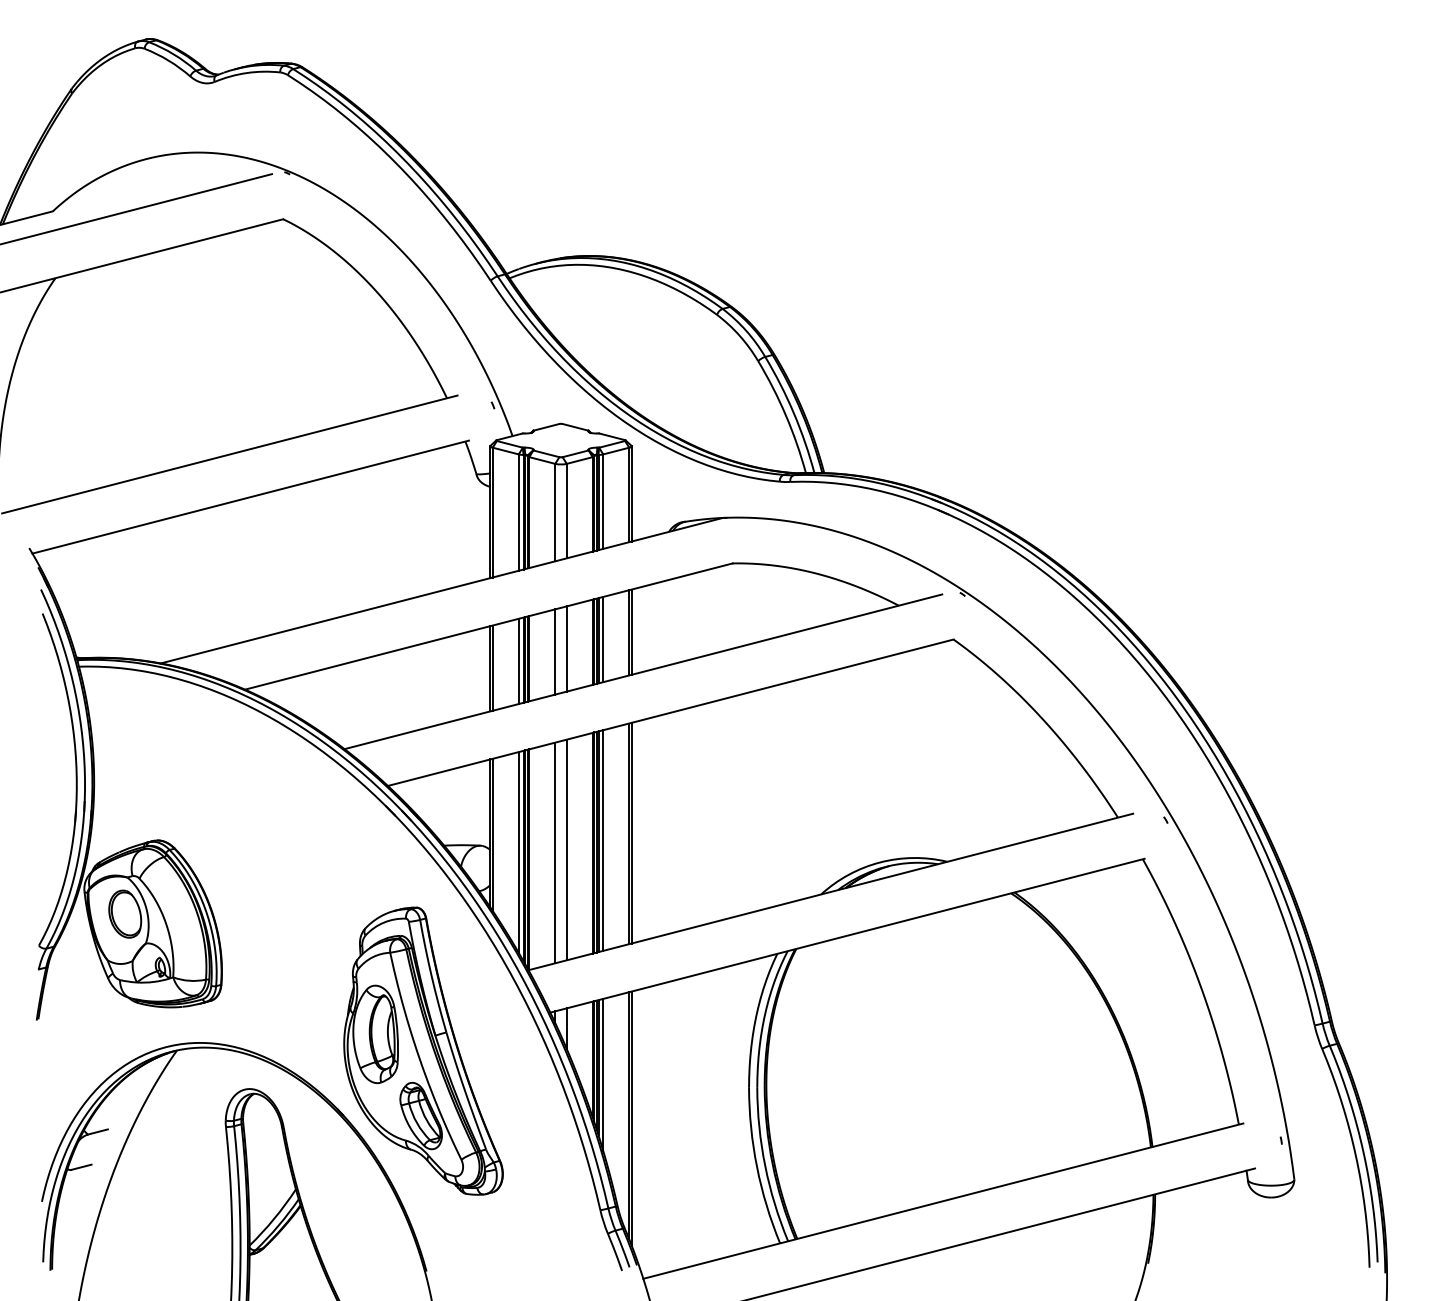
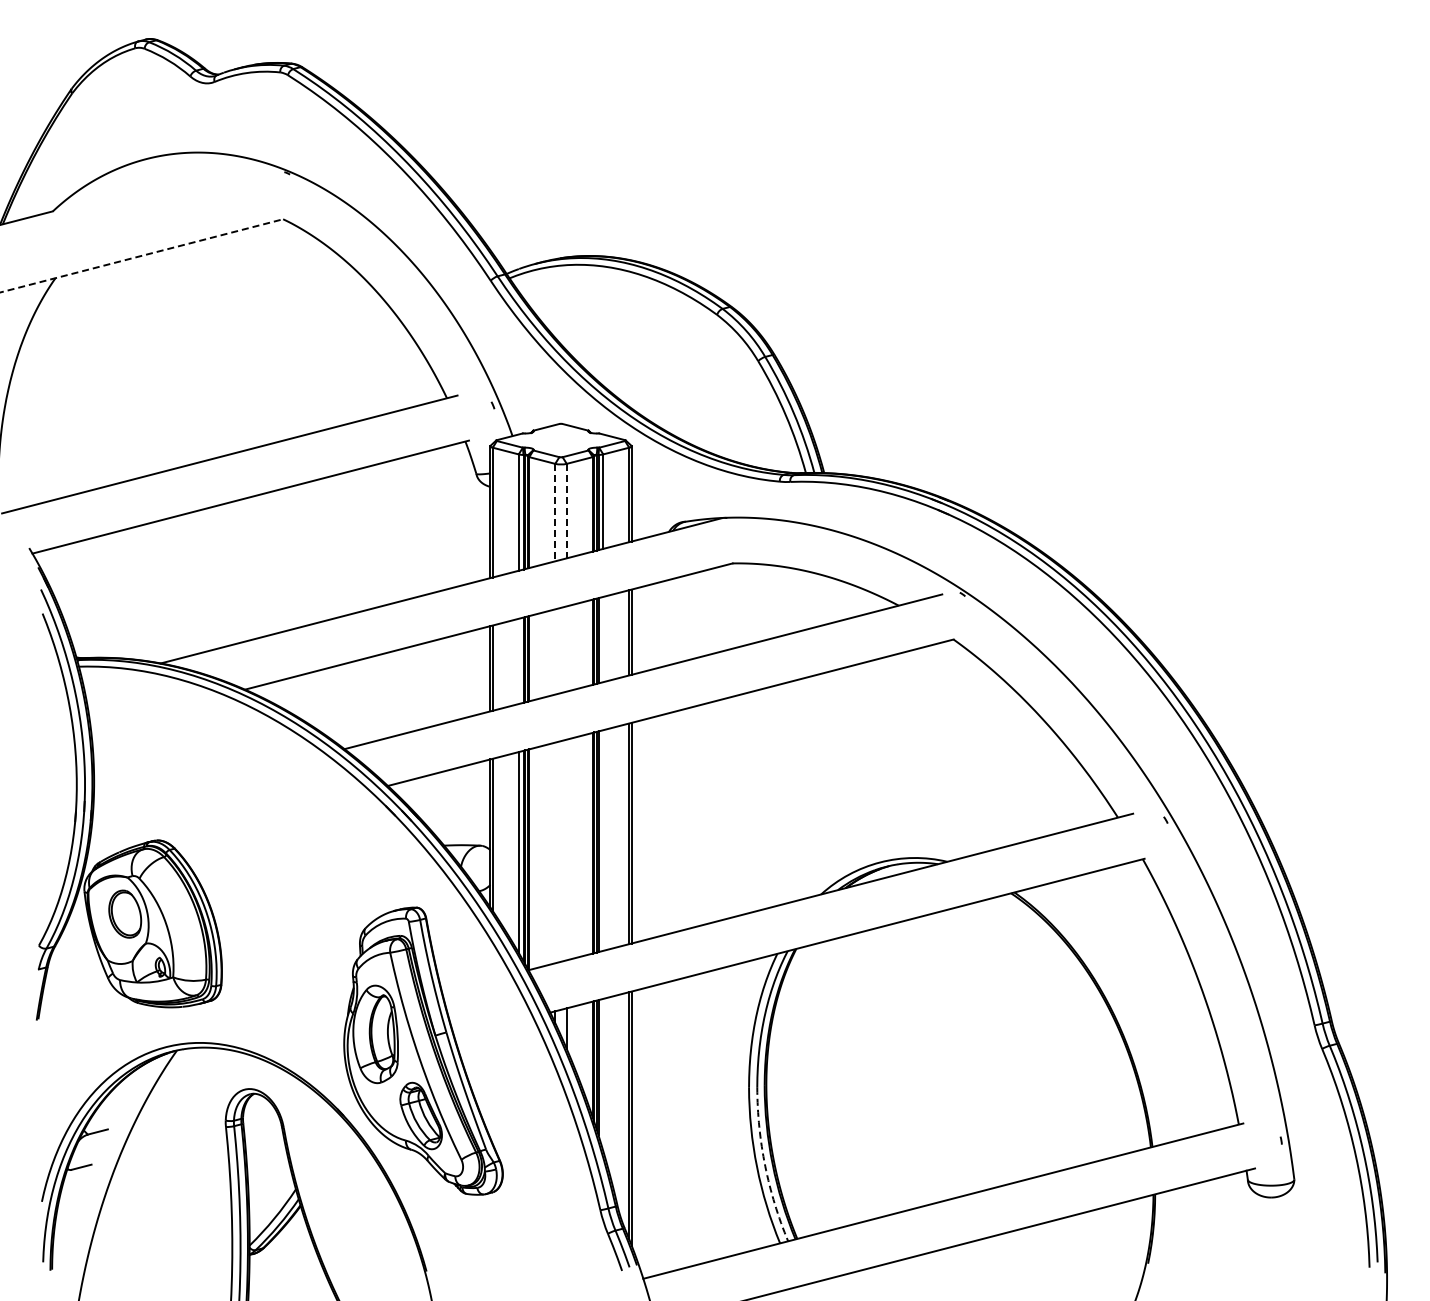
line: present -> none (137, 208)
line: solid -> dashed (142, 255)
line: solid -> dashed (566, 511)
line: solid -> dashed (555, 512)
line: present -> none (603, 639)
line: present -> none (566, 648)
line: present -> none (555, 651)
line: present -> none (518, 661)
line: present -> none (603, 840)
line: present -> none (566, 849)
line: present -> none (555, 852)
line: present -> none (603, 1074)
arc: solid -> dashed (765, 1166)
